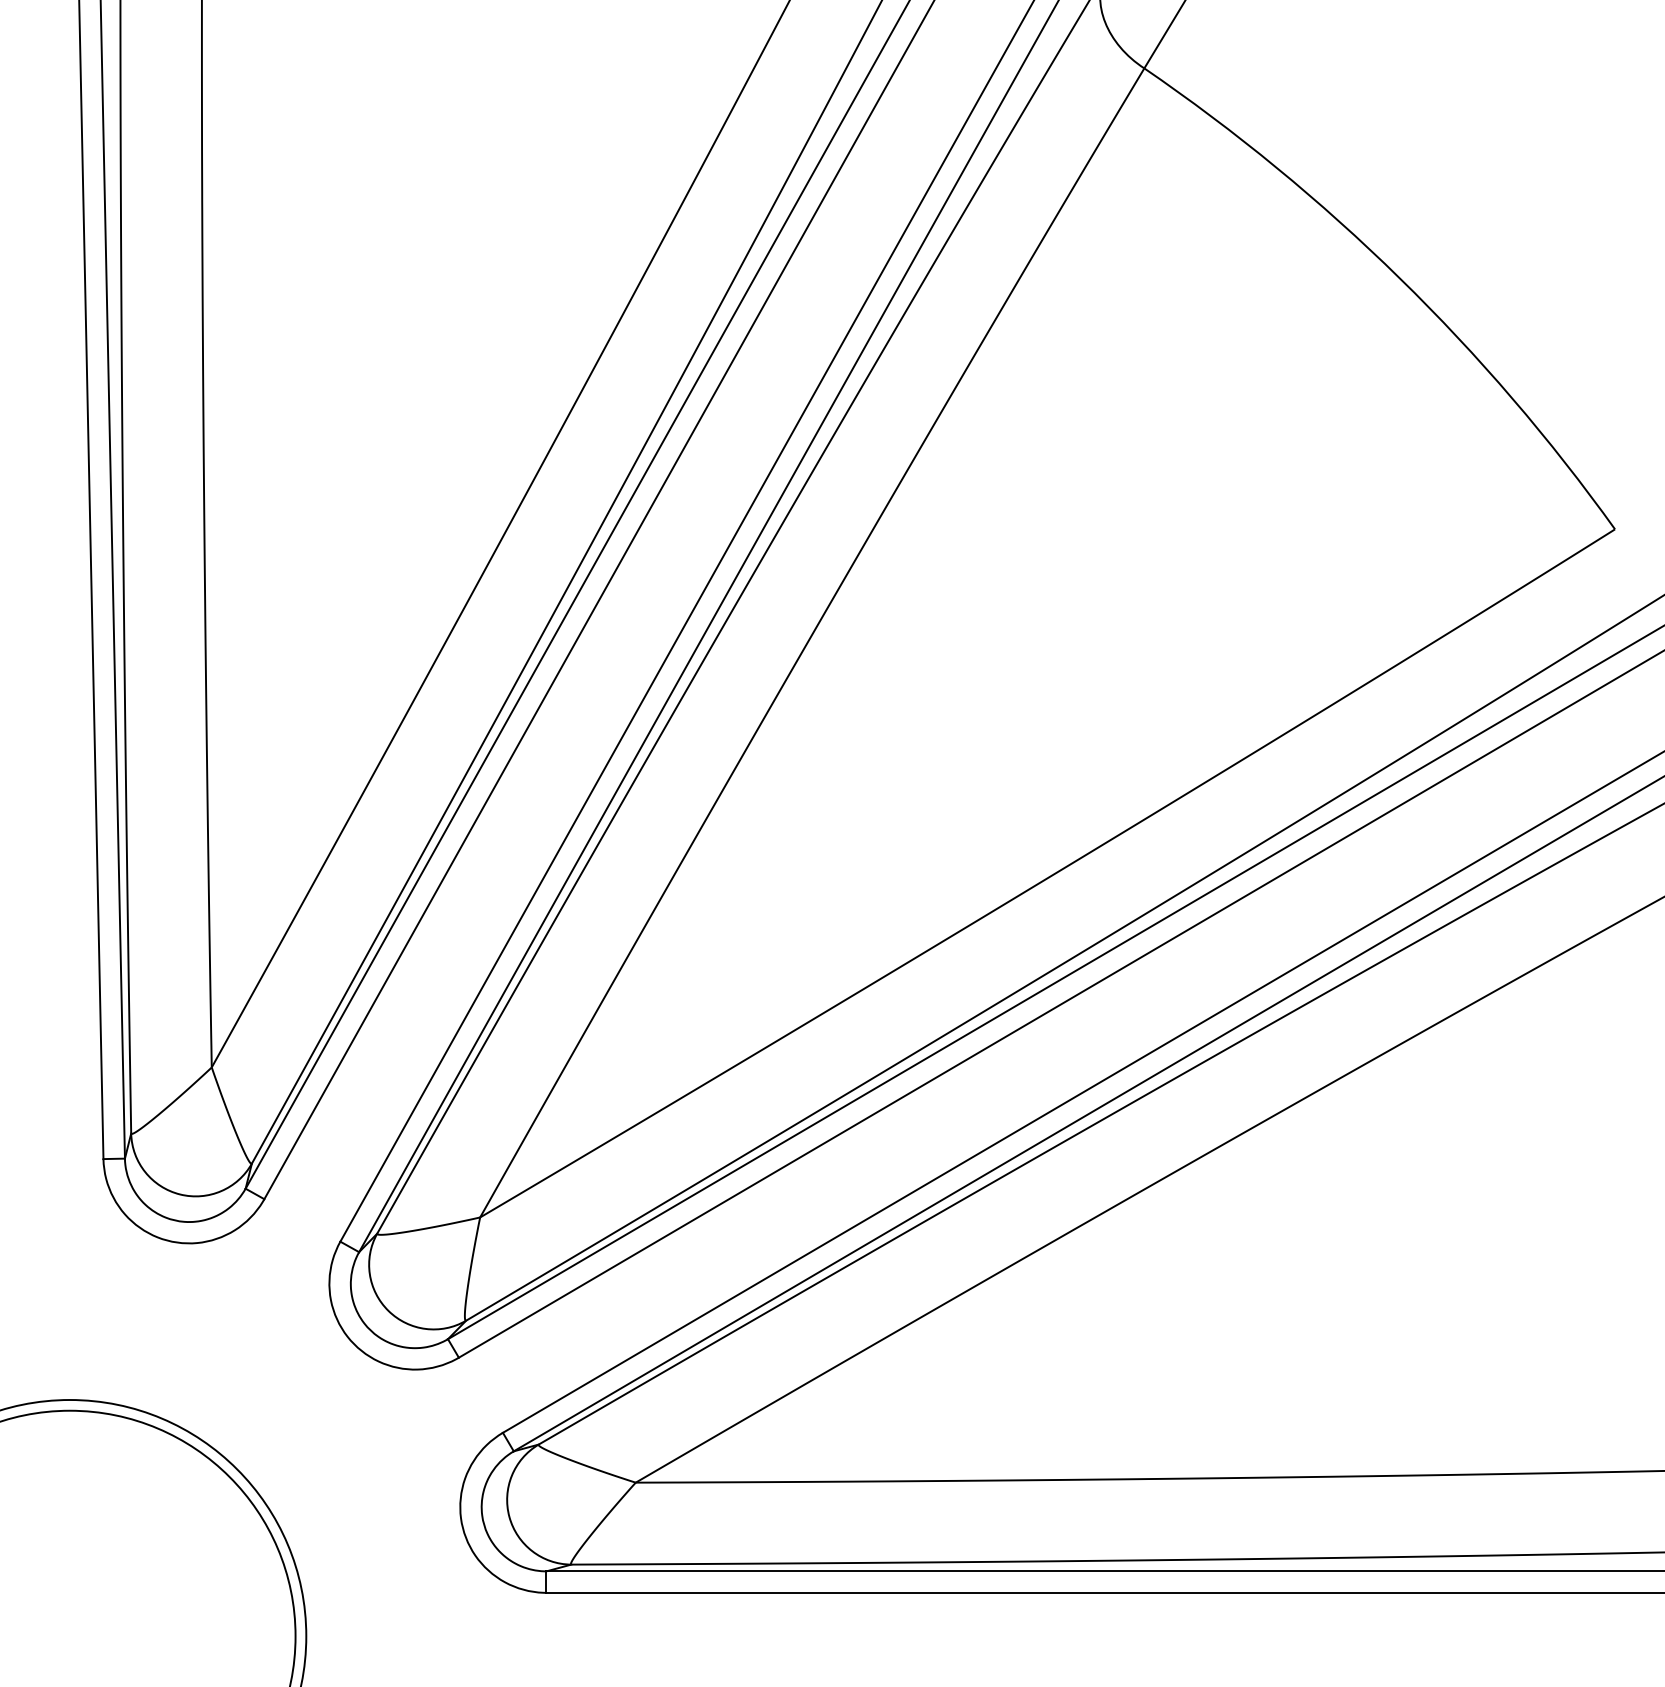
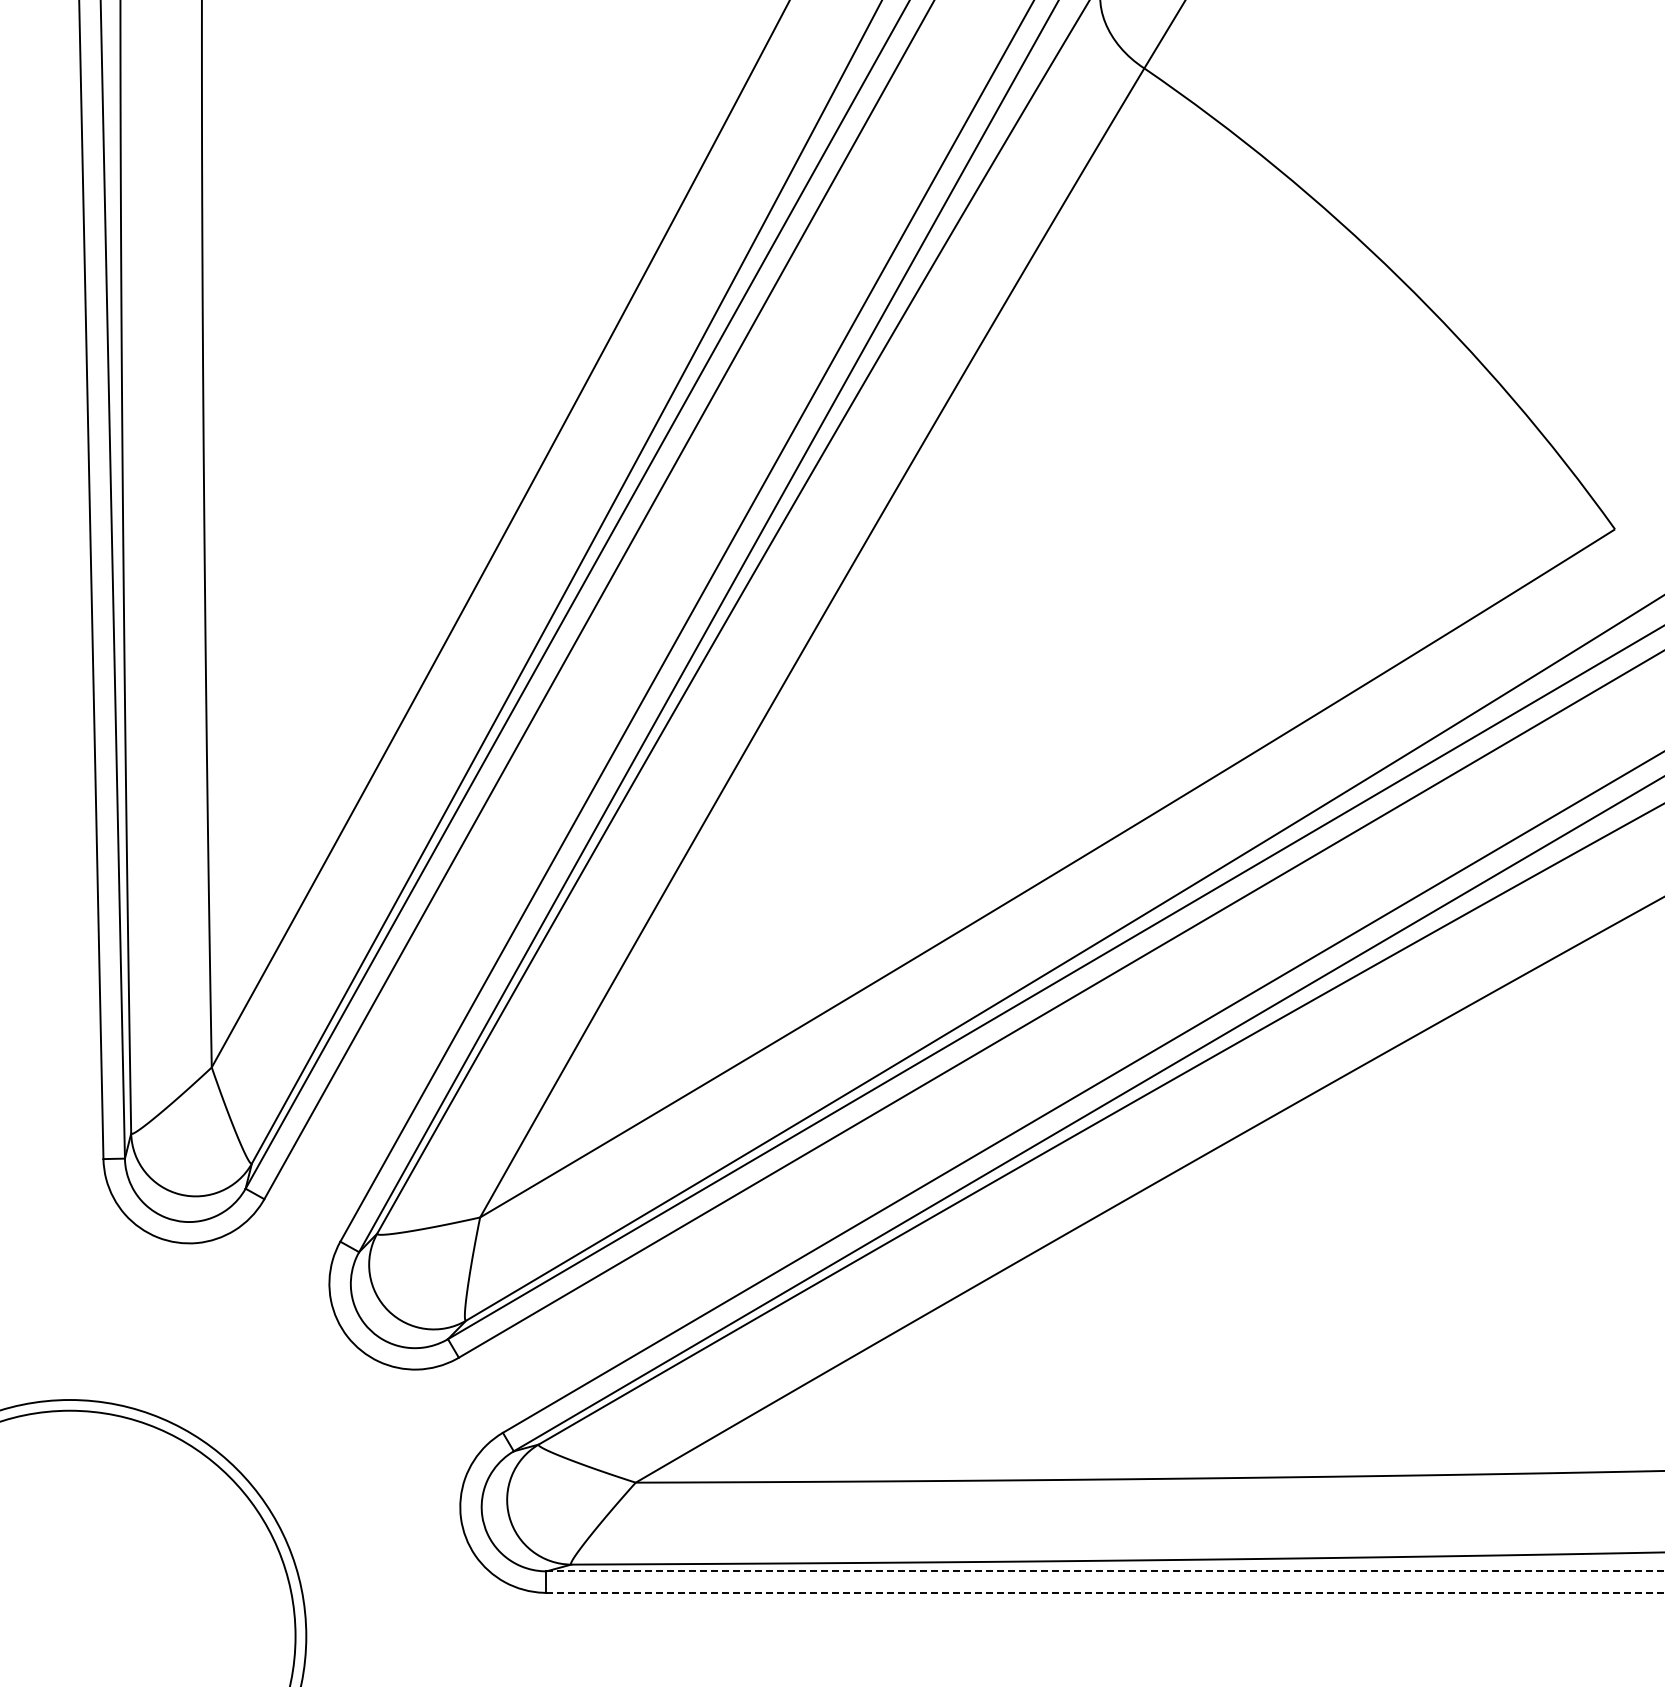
line: solid -> dashed (1105, 1571)
line: solid -> dashed (1105, 1592)
